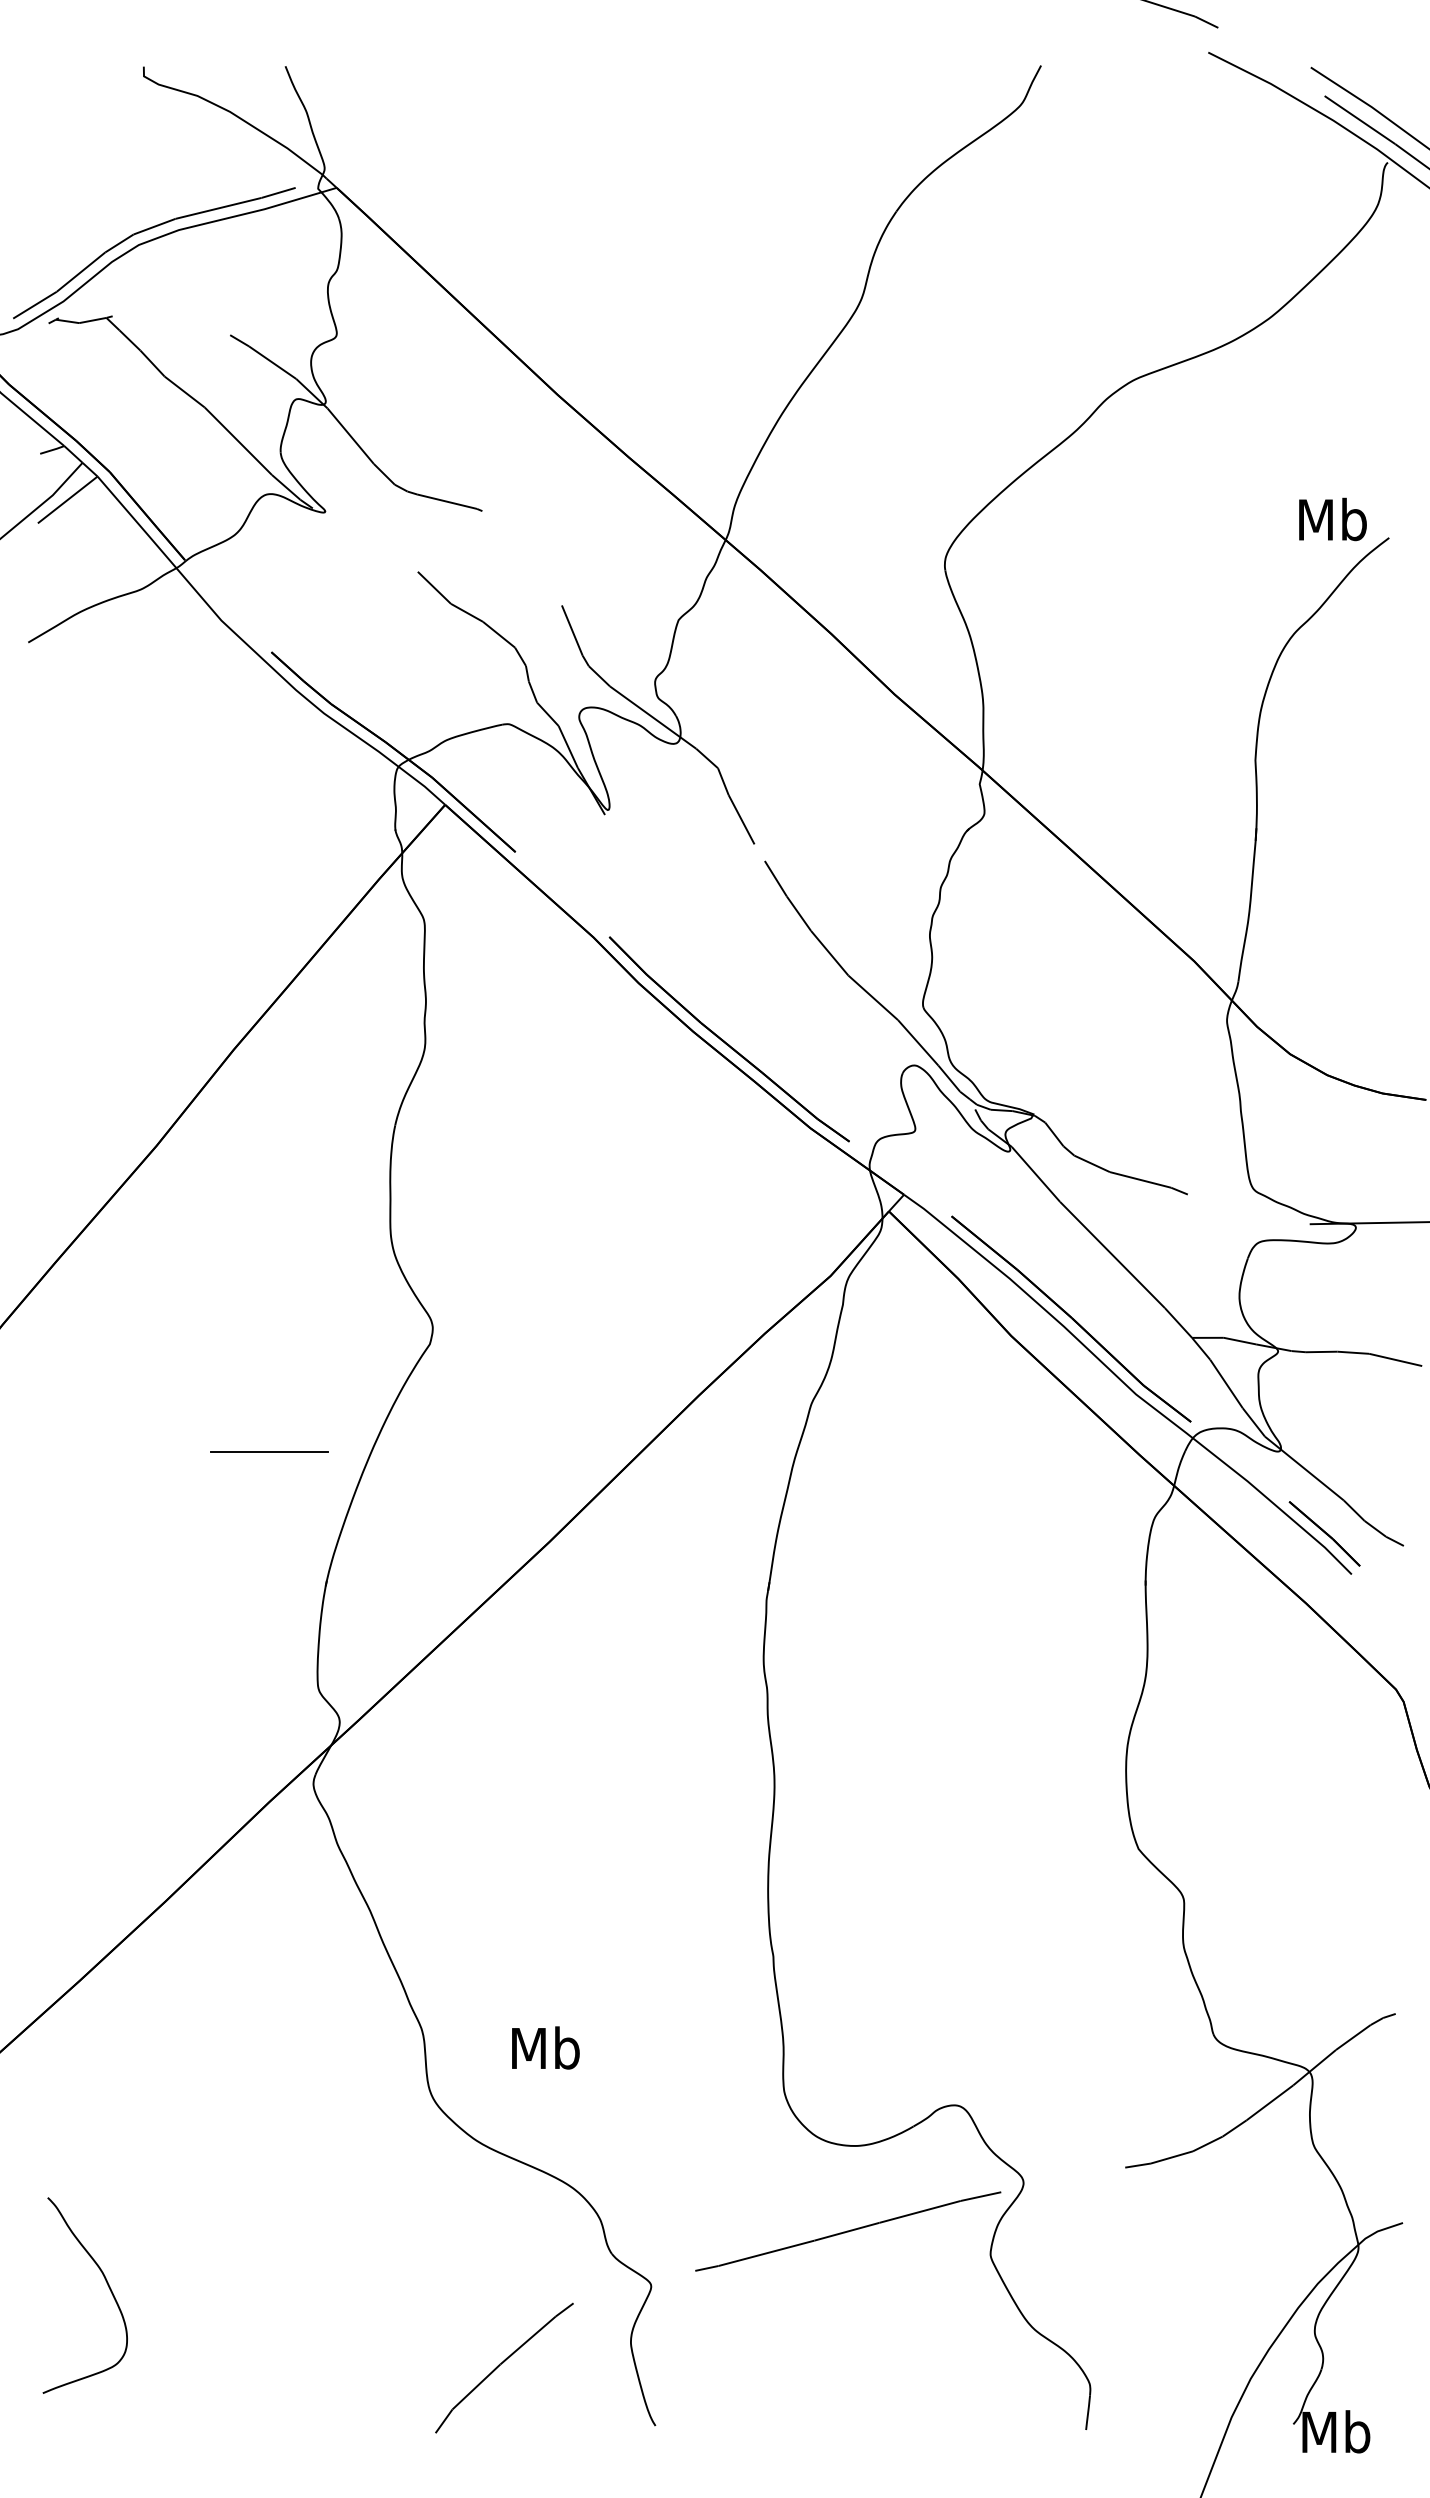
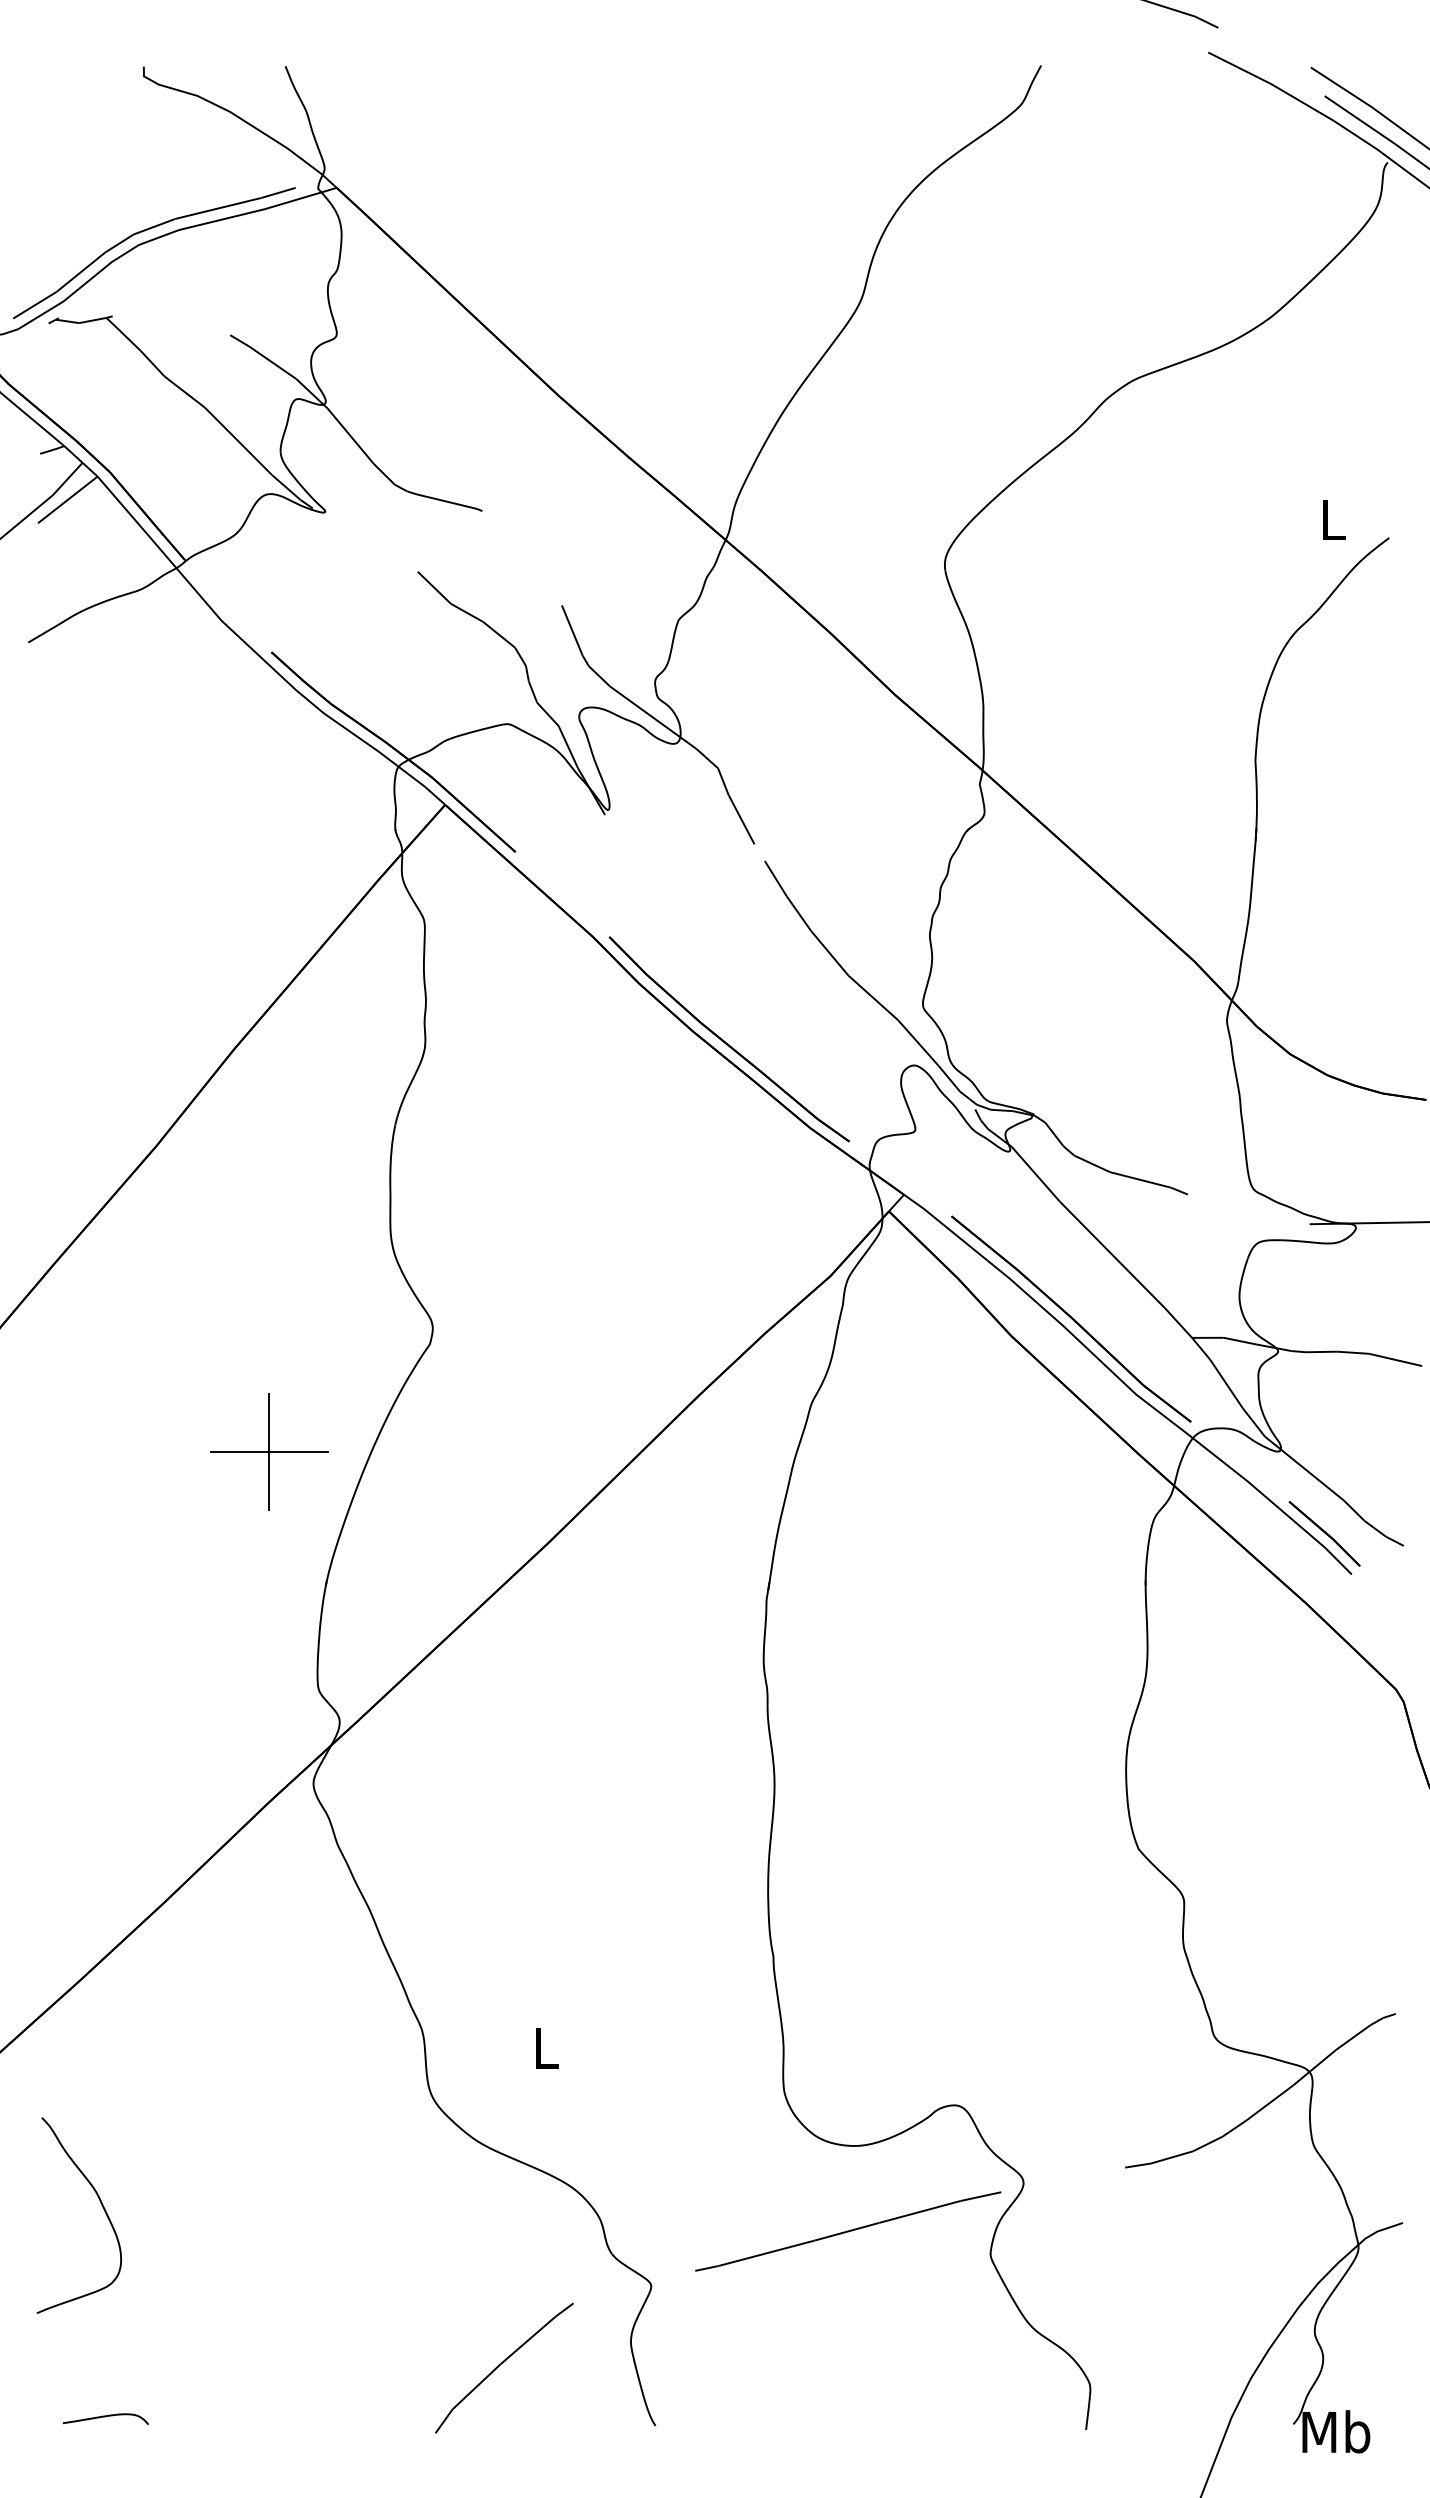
text: Mb -> L (1332, 519)
line: none -> present (269, 1451)
text: Mb -> L (545, 2047)
curve position: (106, 2283) -> (100, 2203) (100, 2203)
curve: none -> present (105, 2417)
